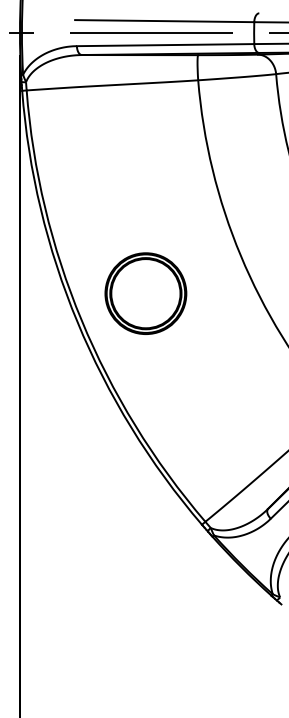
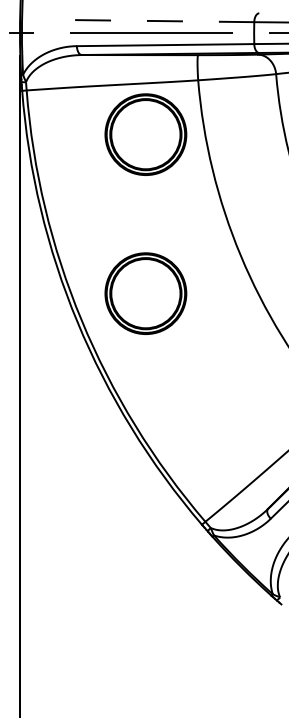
line: solid -> dashed (164, 21)
part: none -> present (145, 134)
